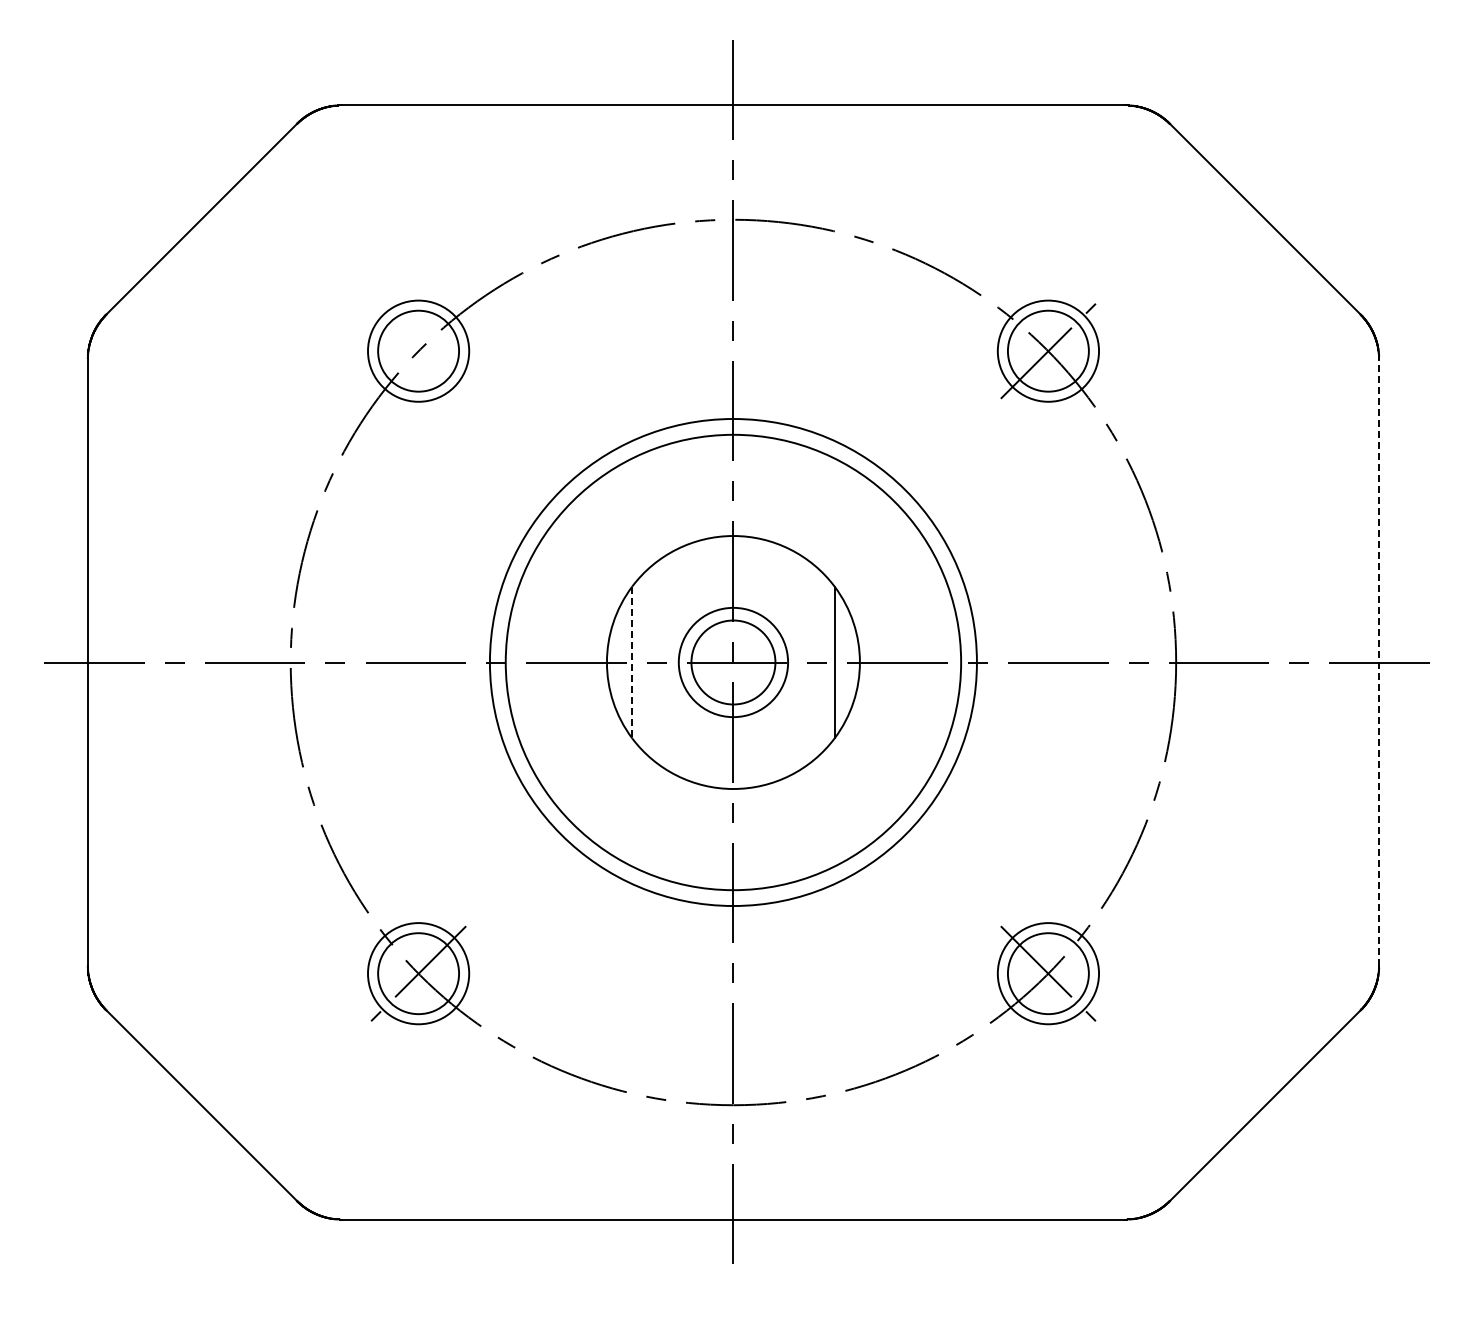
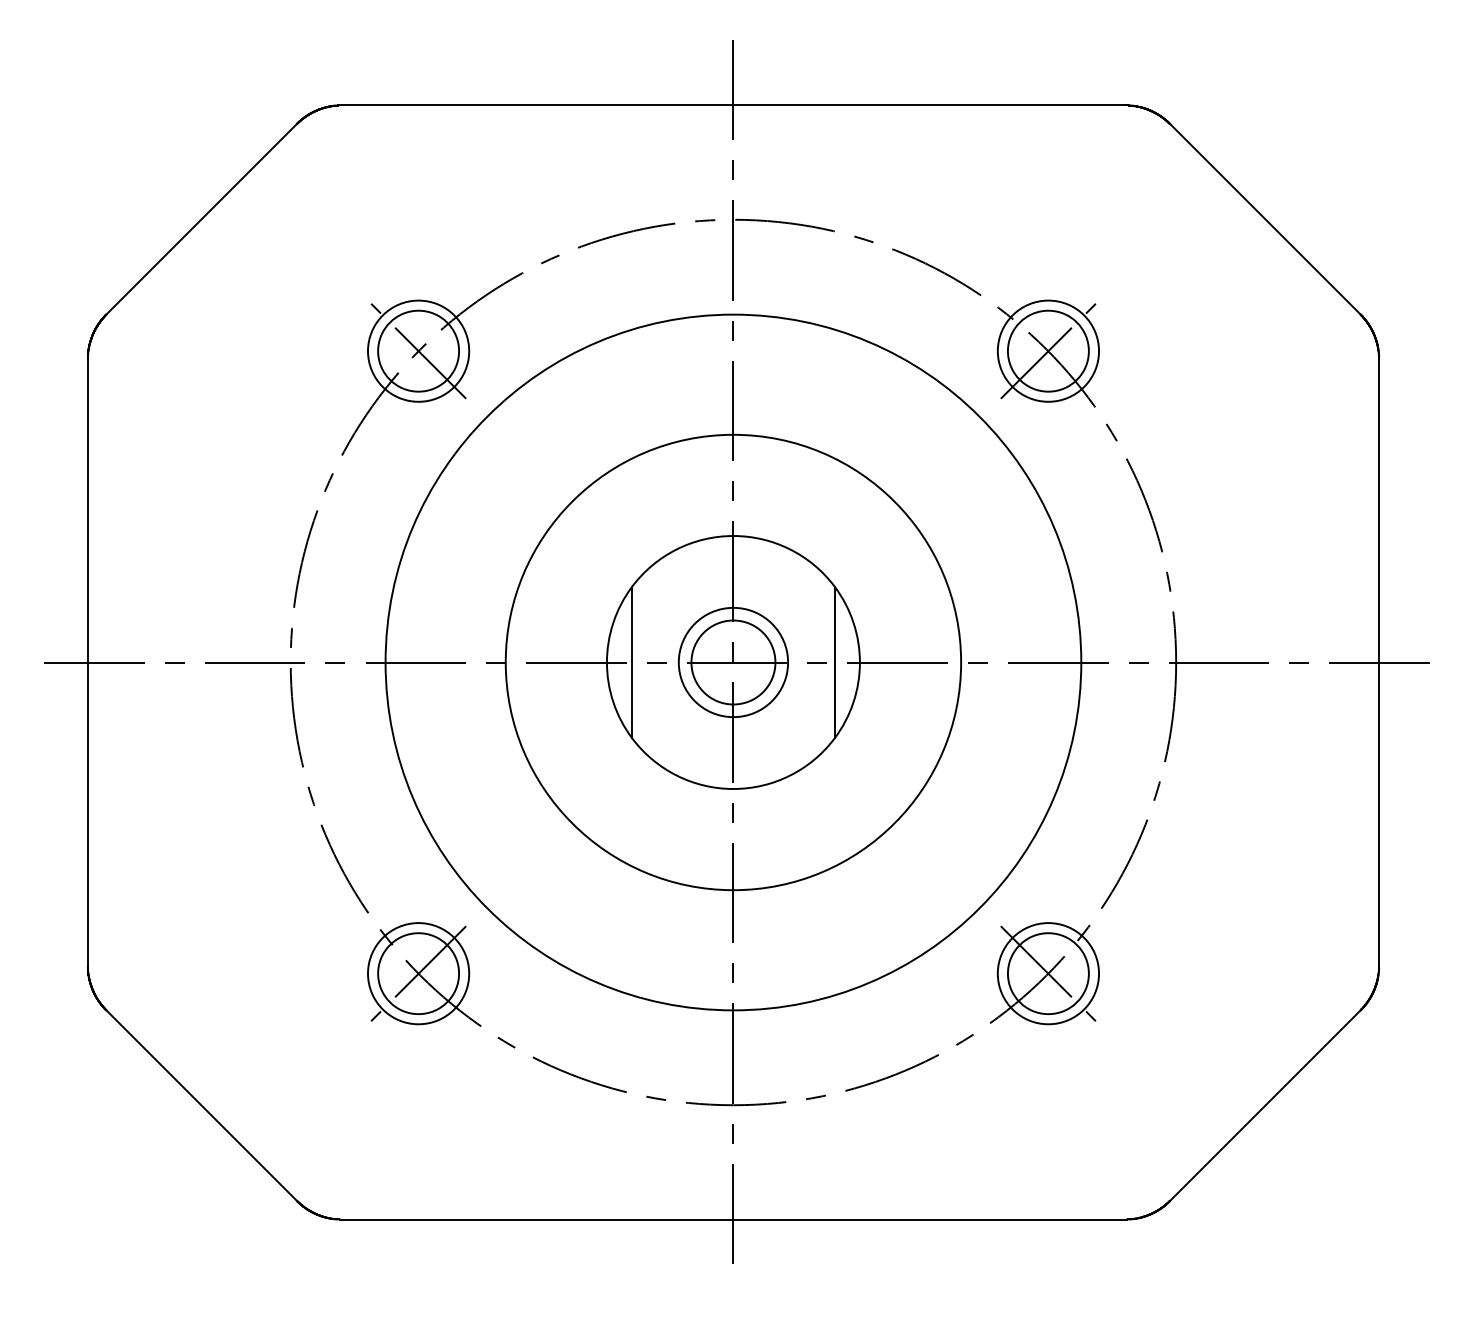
line: none -> present (418, 350)
line: dashed -> solid (632, 662)
circle diameter: 487 px -> 696 px (733, 662)
line: dashed -> solid (1379, 662)
